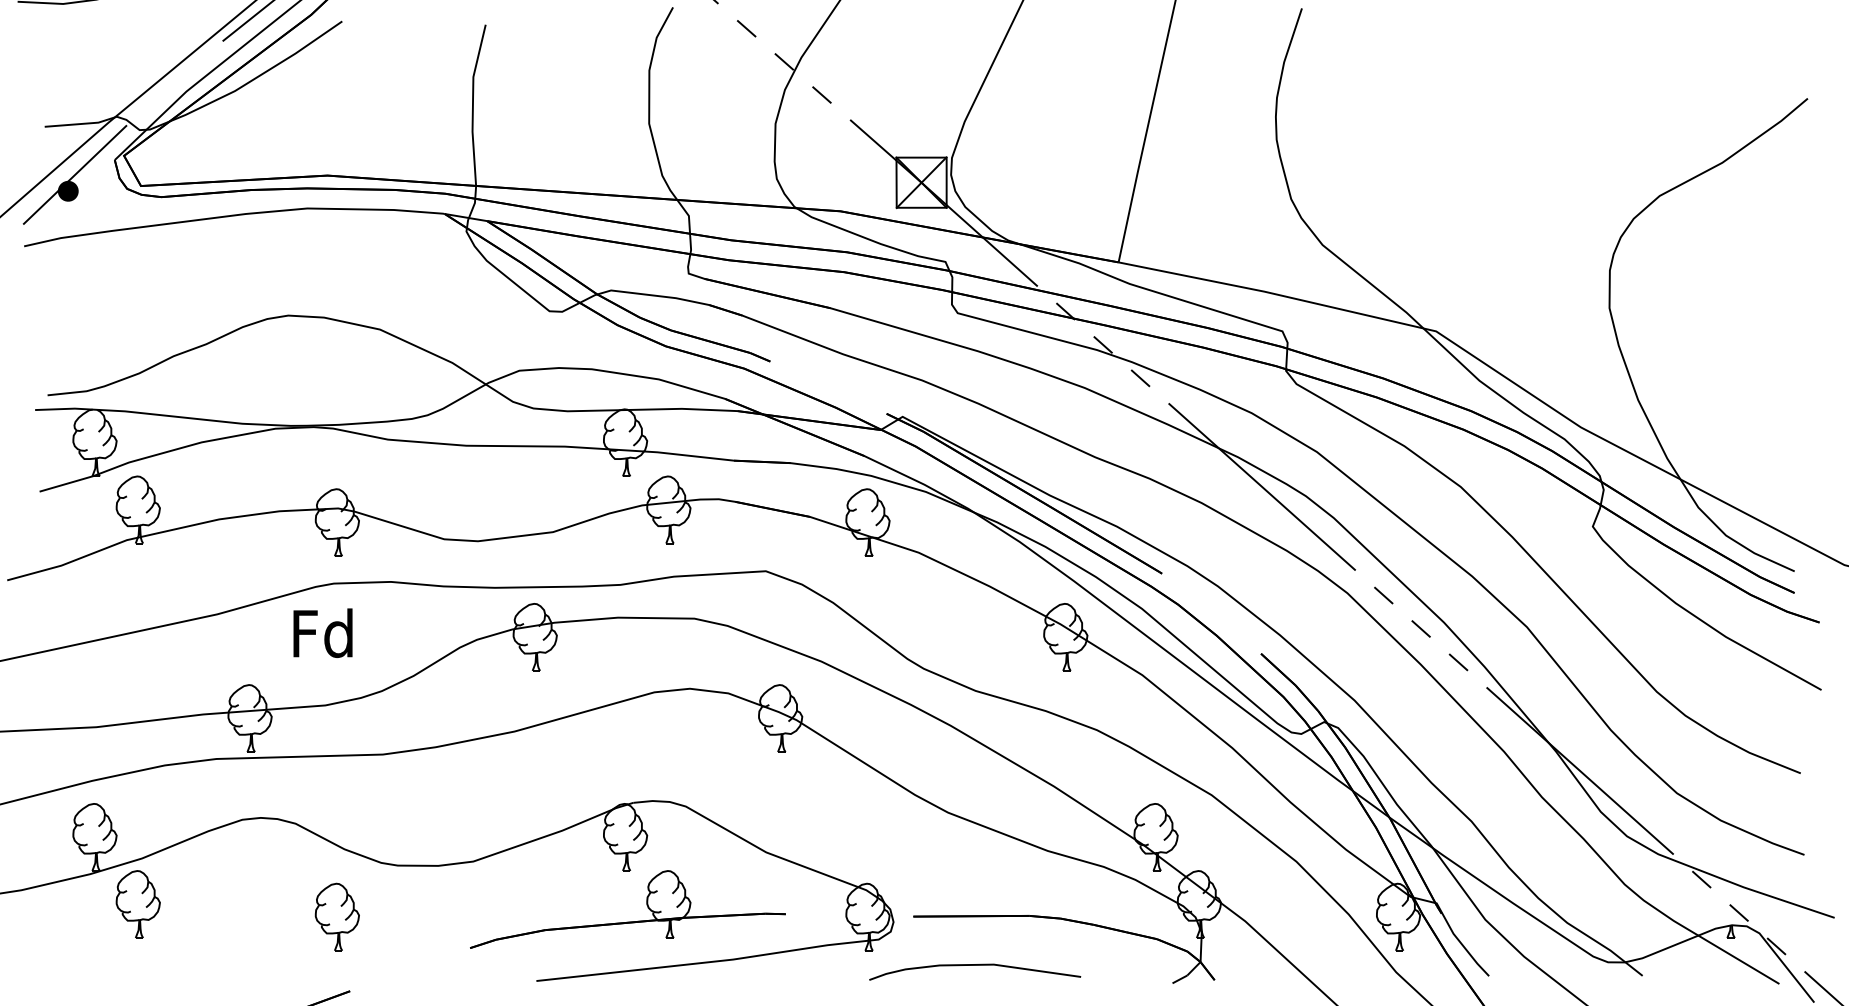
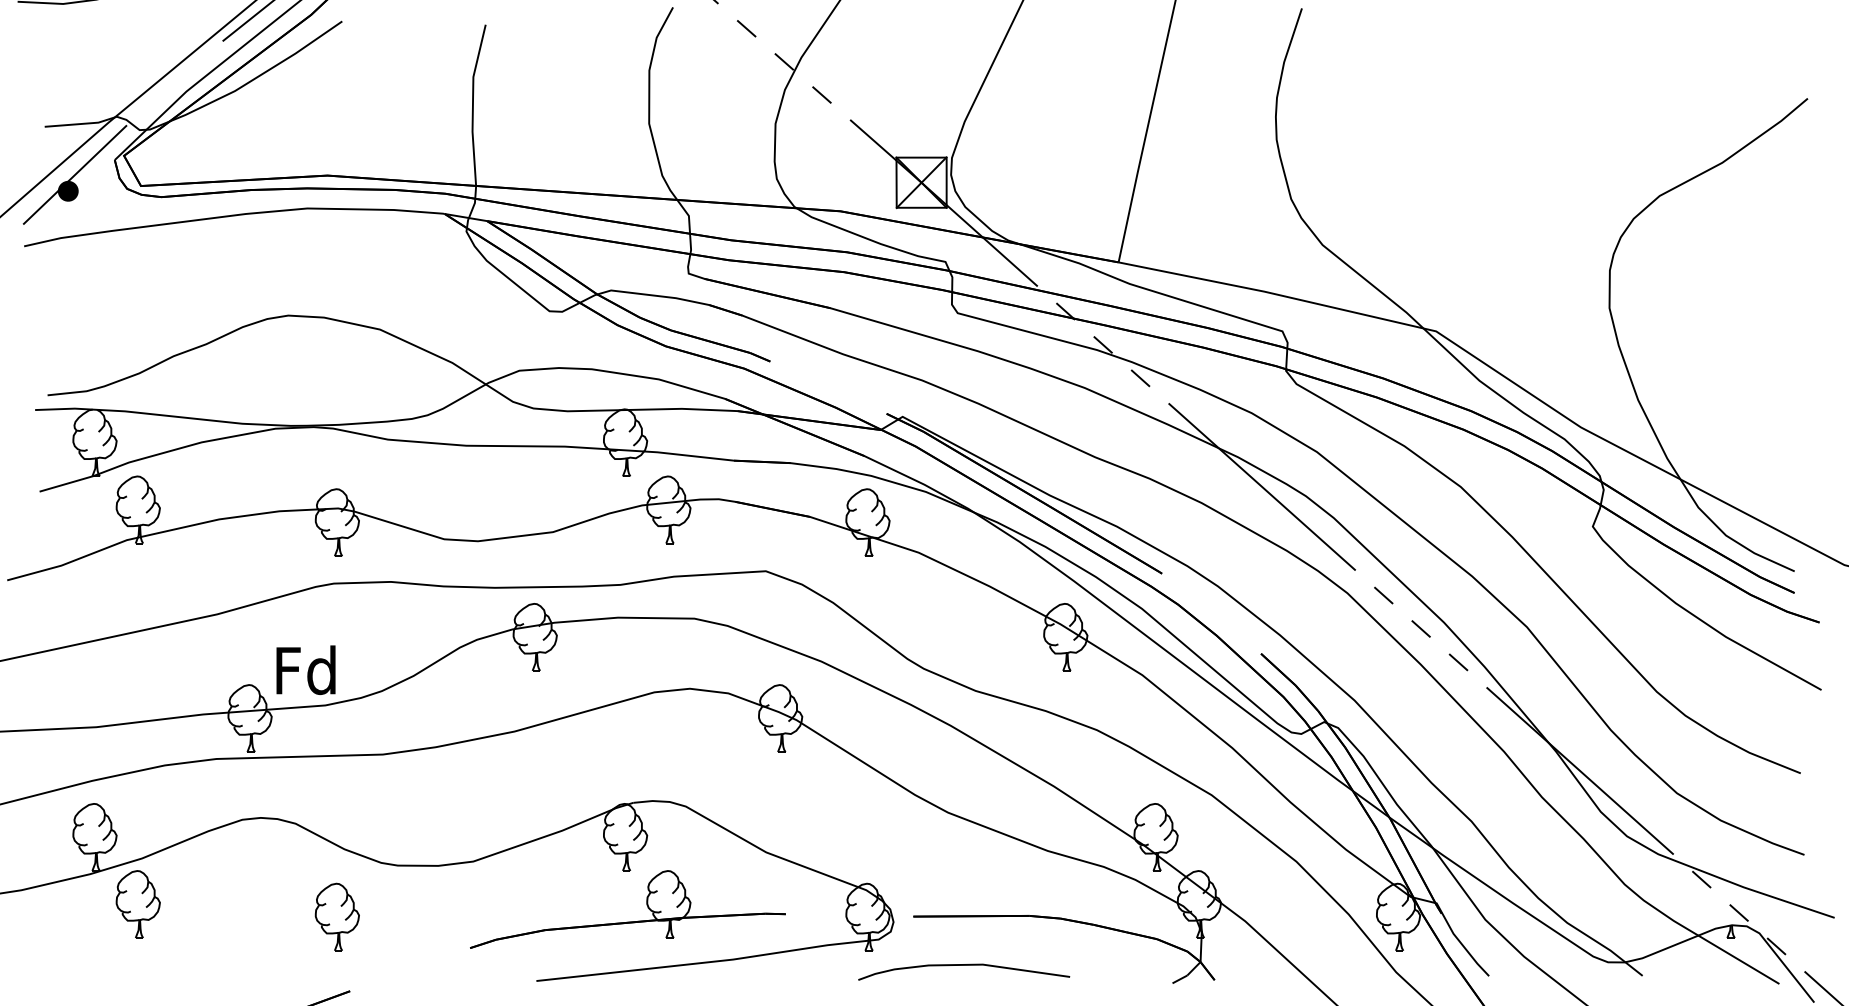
text position: (322, 632) -> (305, 669) (305, 669)
curve position: (975, 965) -> (964, 965) (964, 965)
